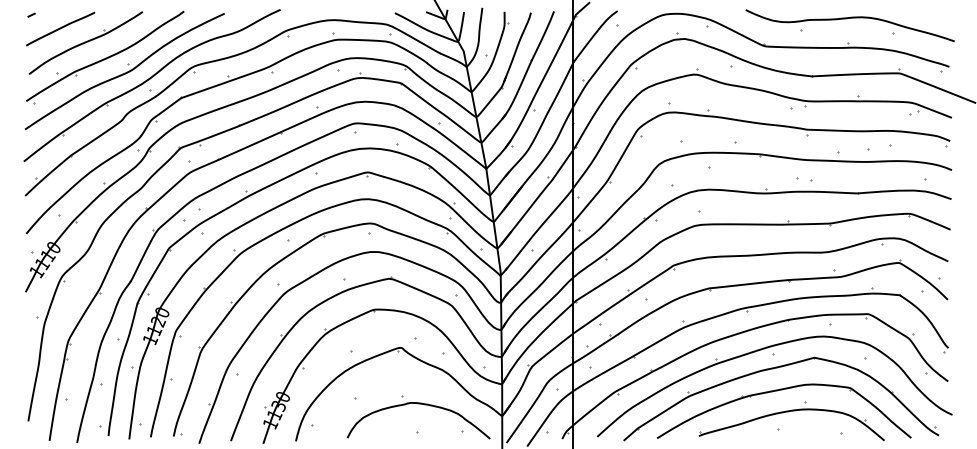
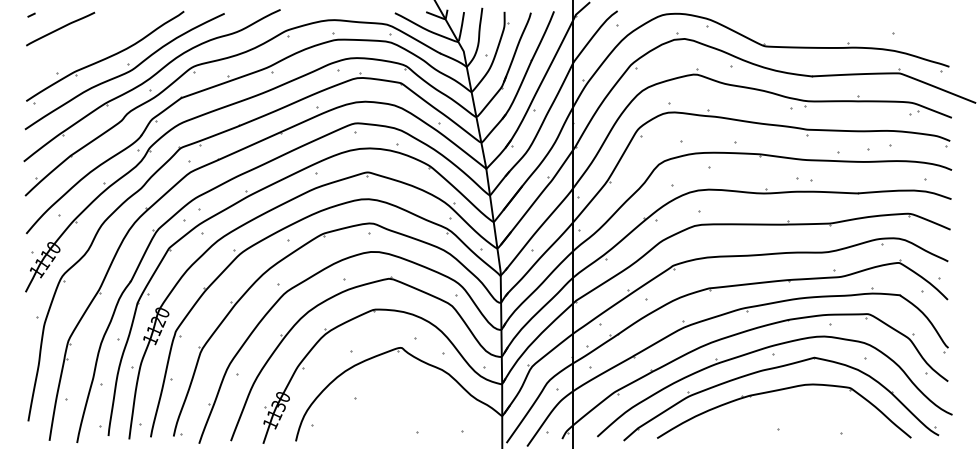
part: present -> none (846, 19)
part: present -> none (85, 42)
part: present -> none (418, 404)
part: present -> none (788, 412)
